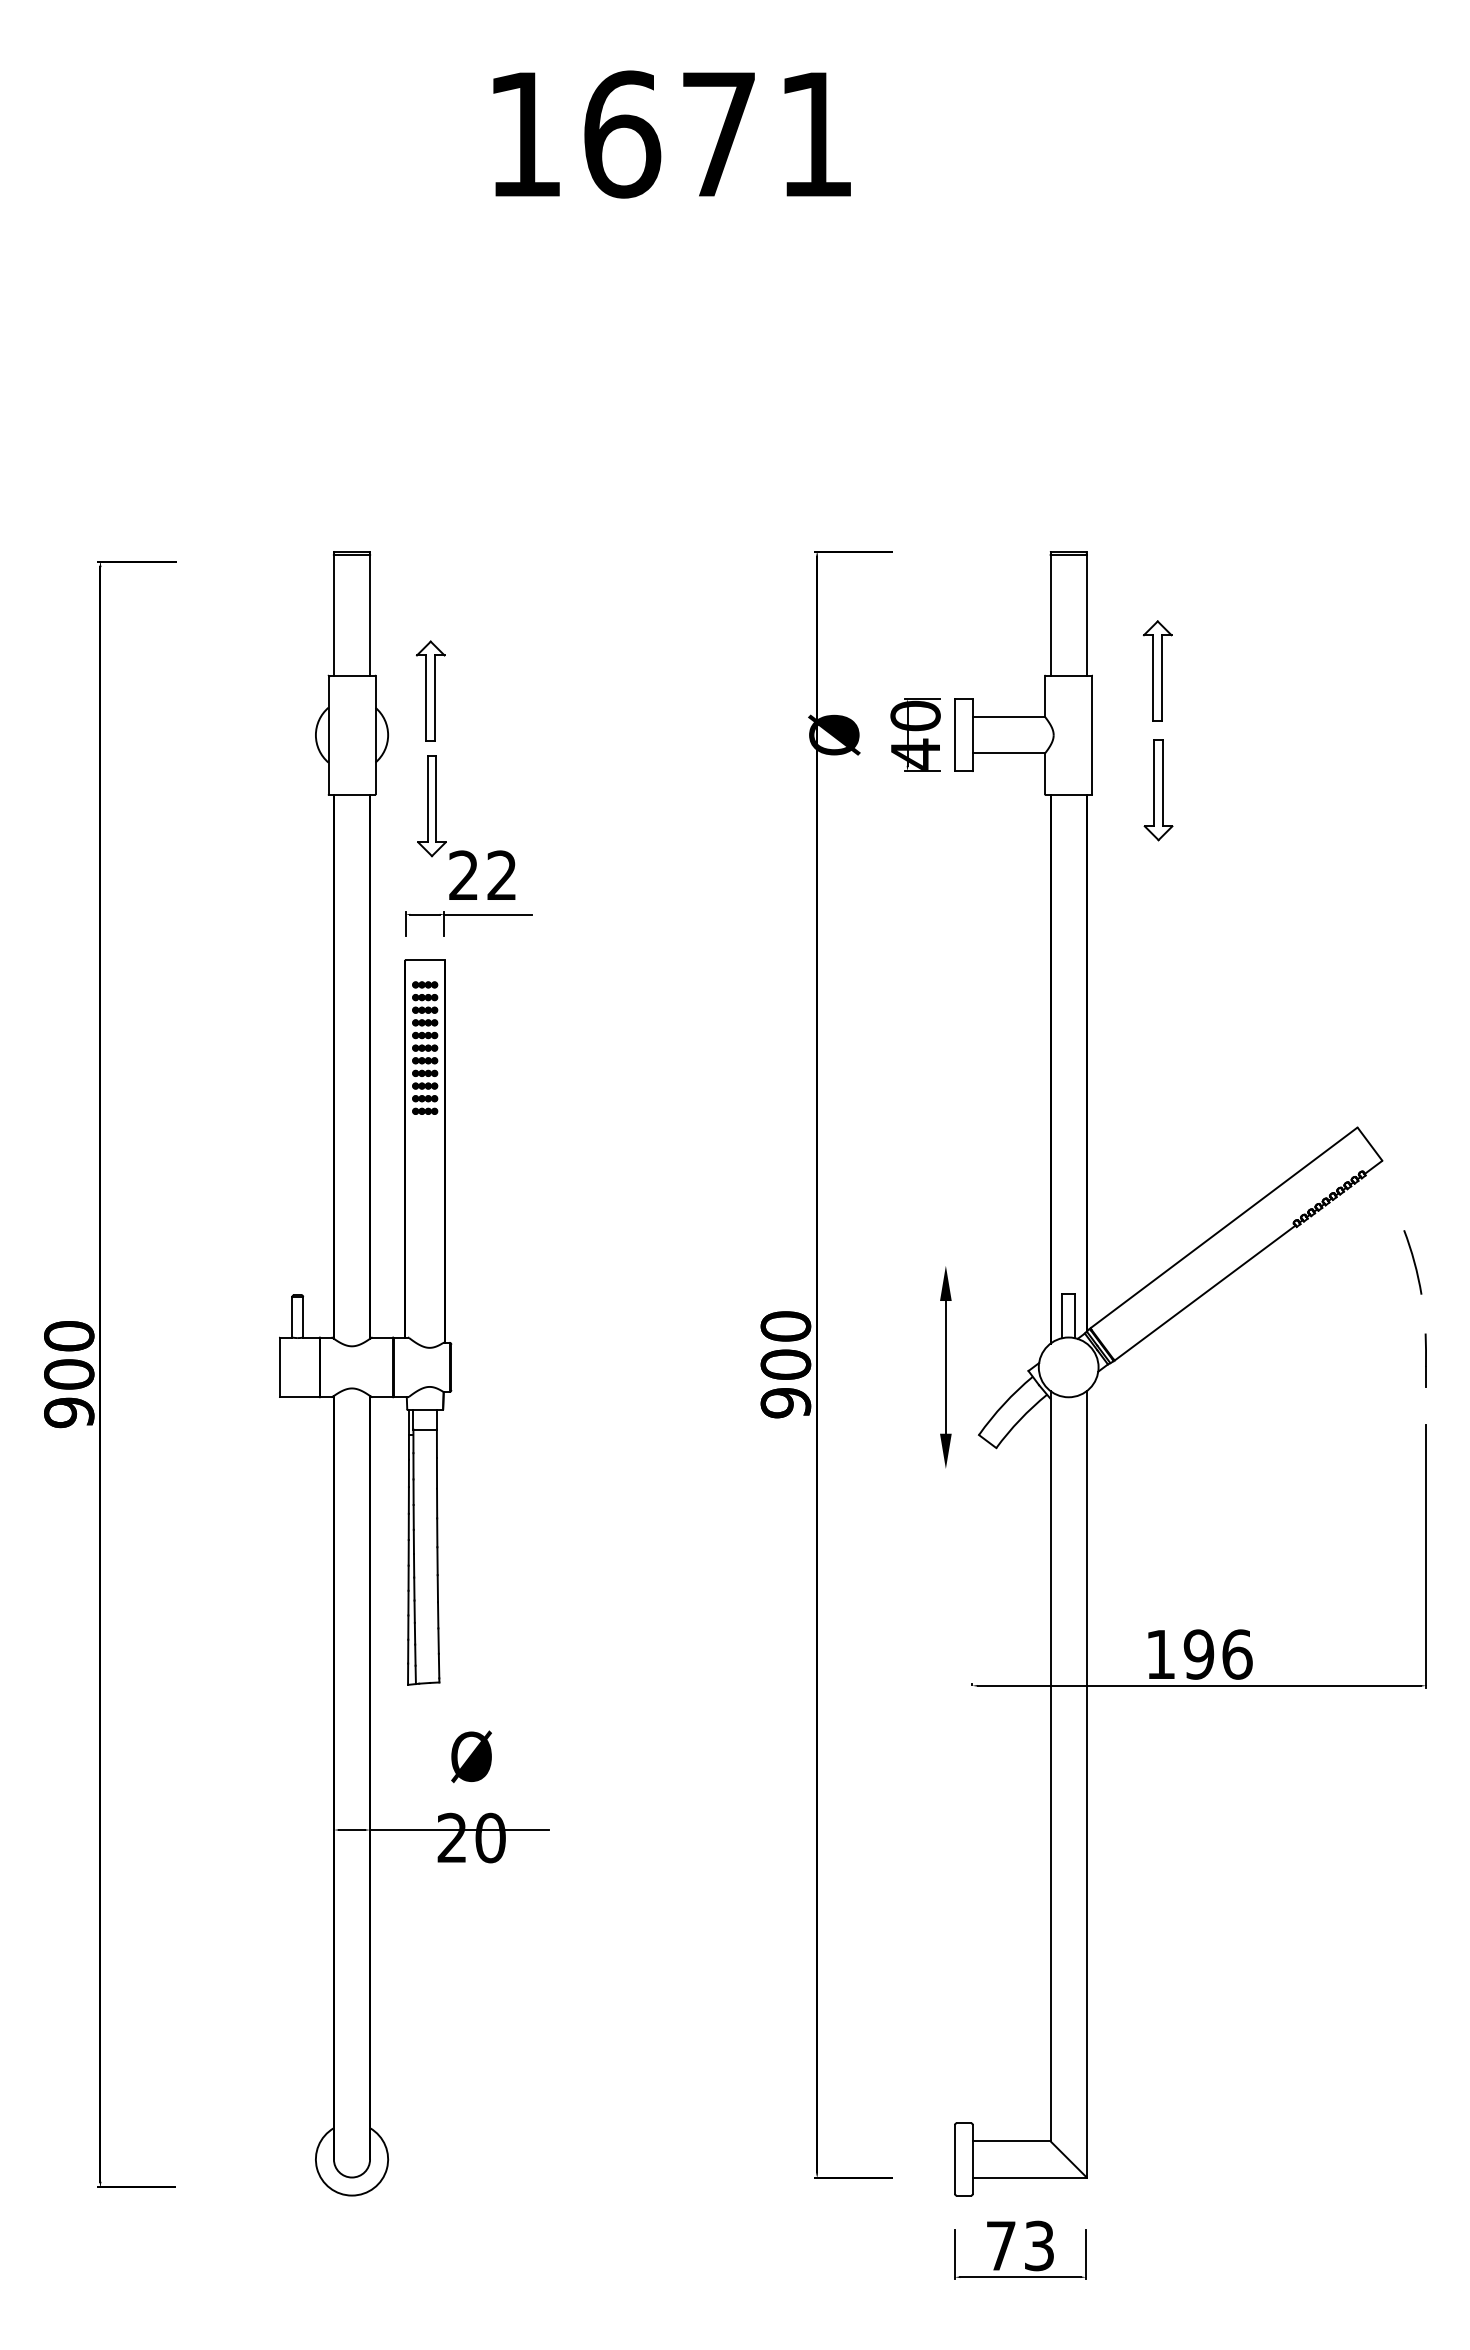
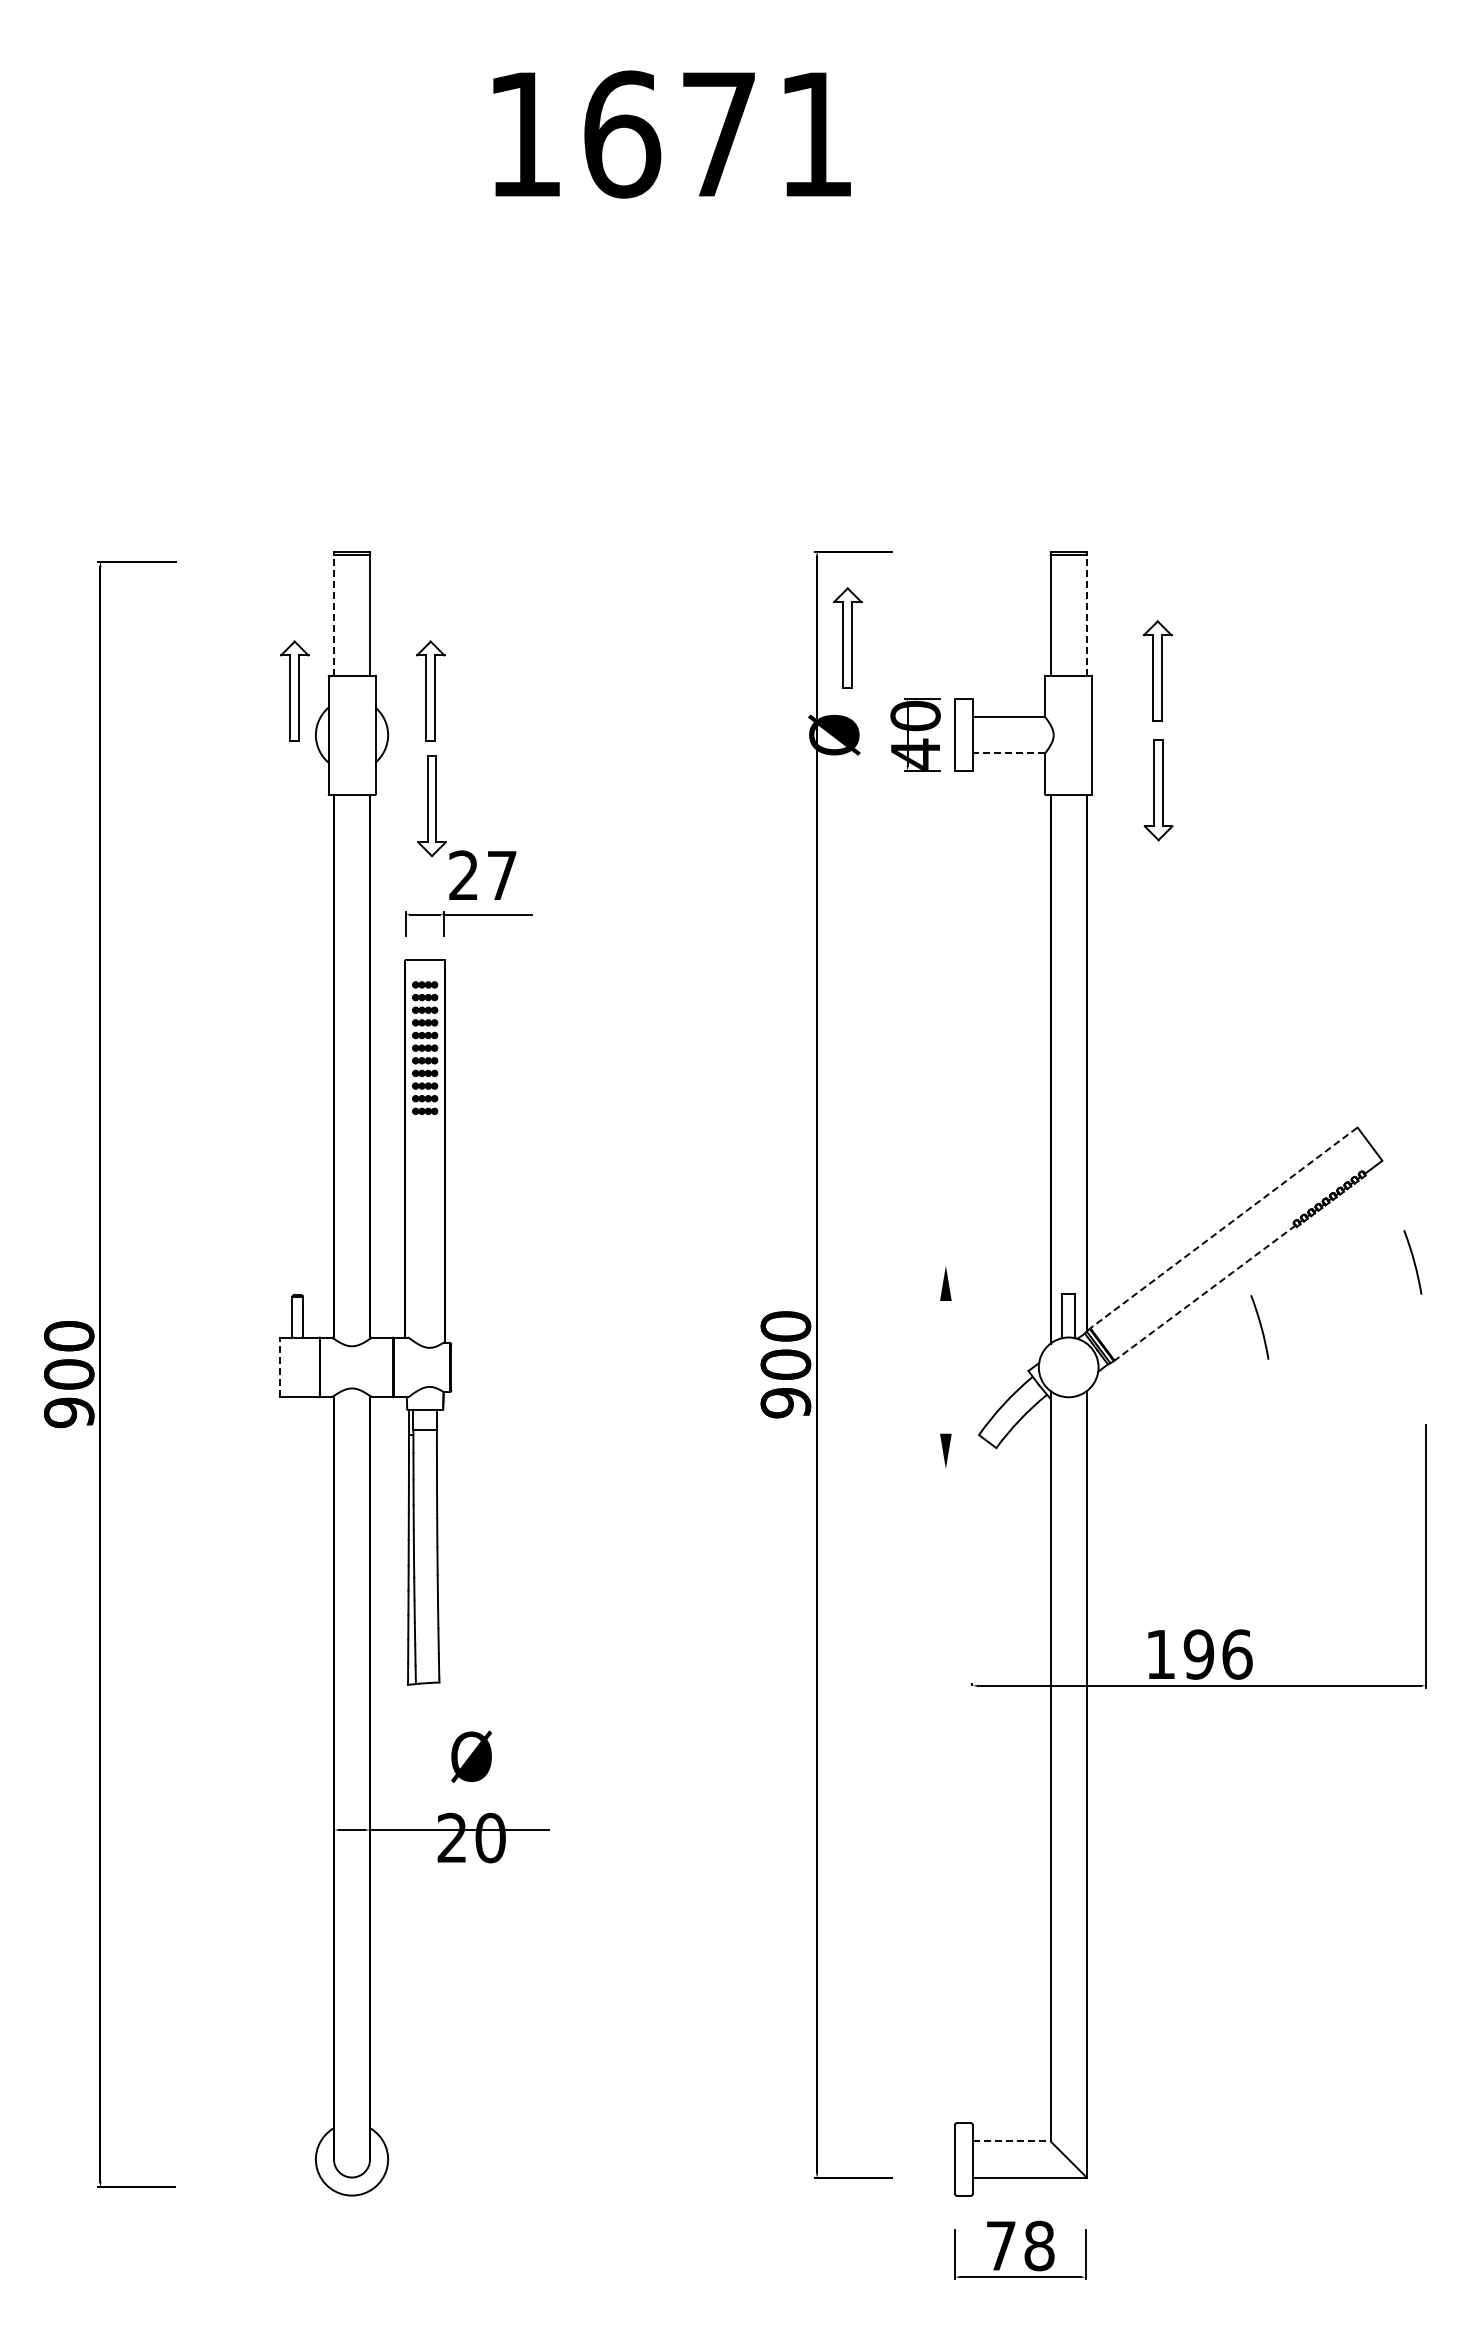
line: solid -> dashed (333, 614)
line: solid -> dashed (1086, 614)
part: none -> present (847, 637)
part: none -> present (294, 690)
line: solid -> dashed (1008, 753)
text: 22 -> 27 (501, 874)
line: solid -> dashed (1224, 1227)
line: solid -> dashed (1205, 1292)
arc: none -> present (1260, 1327)
line: present -> none (1425, 1360)
line: solid -> dashed (279, 1366)
line: present -> none (945, 1367)
line: solid -> dashed (1011, 2141)
text: 73 -> 78 (1039, 2245)
